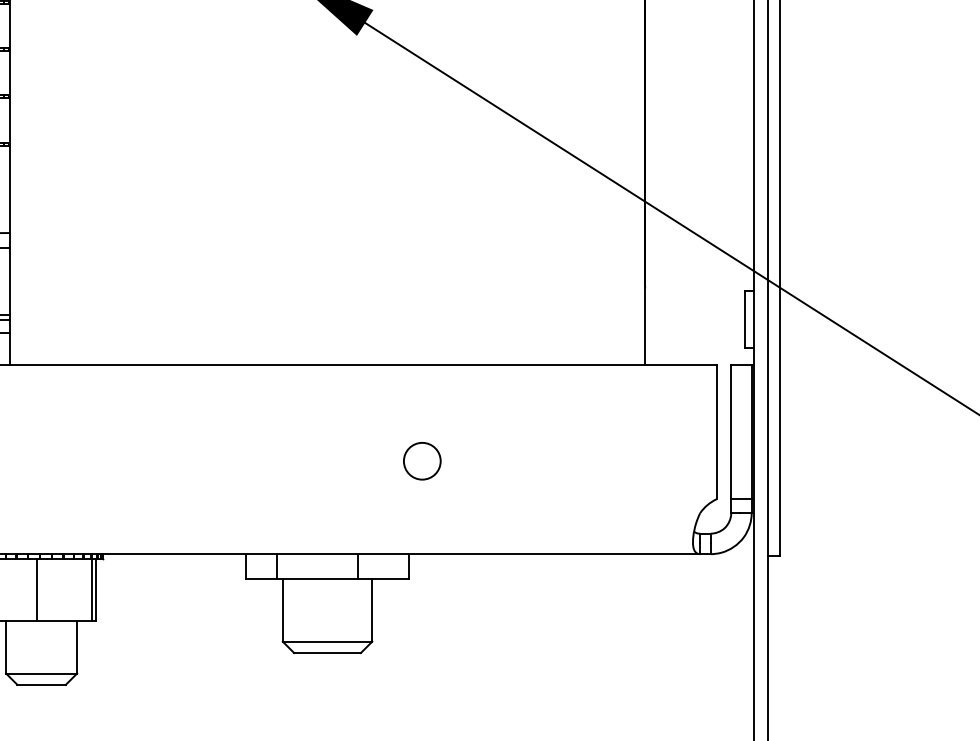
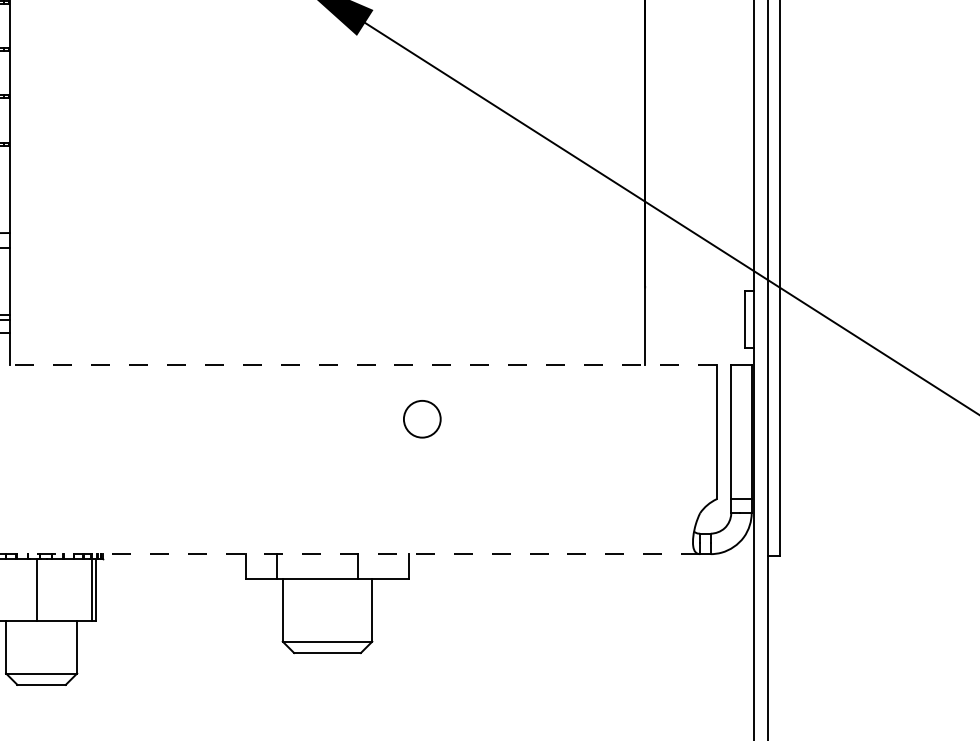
line: solid -> dashed (357, 364)
circle position: (422, 461) -> (422, 419) (422, 419)
line: solid -> dashed (350, 554)
